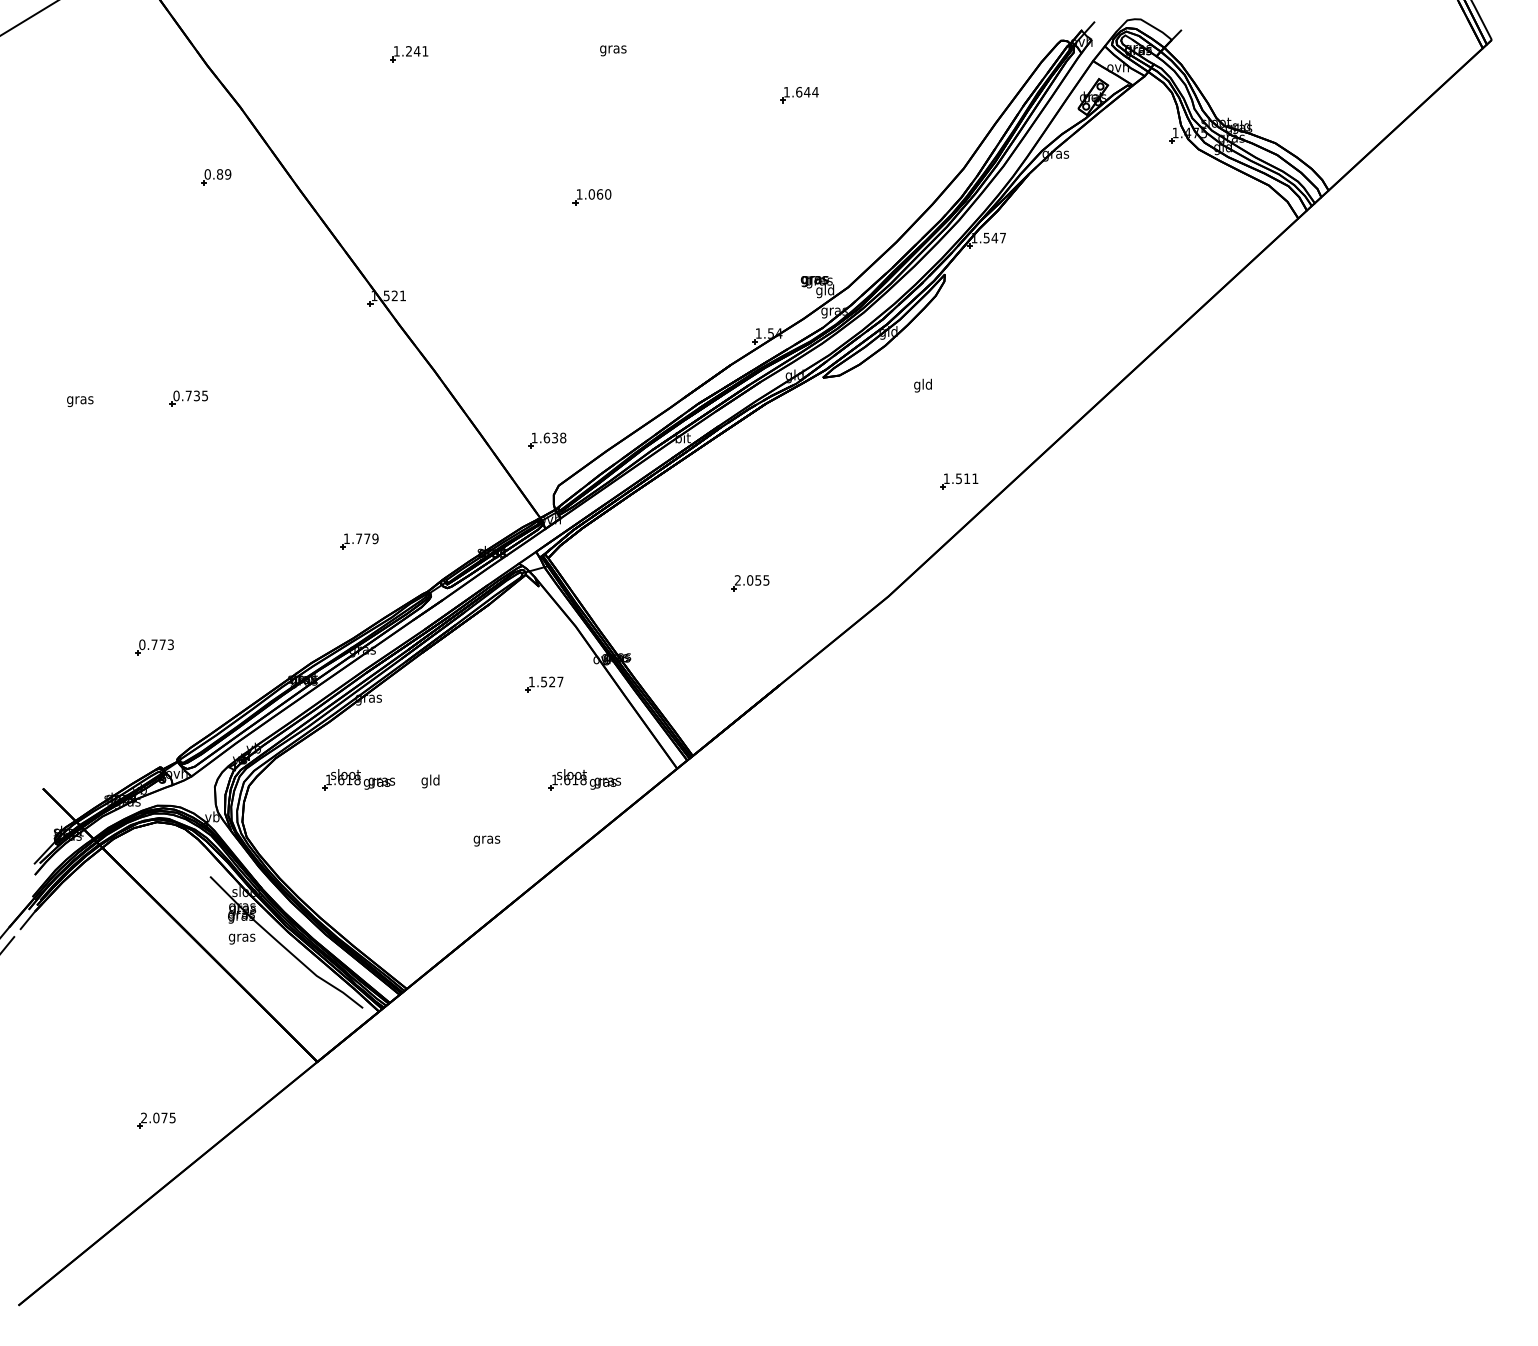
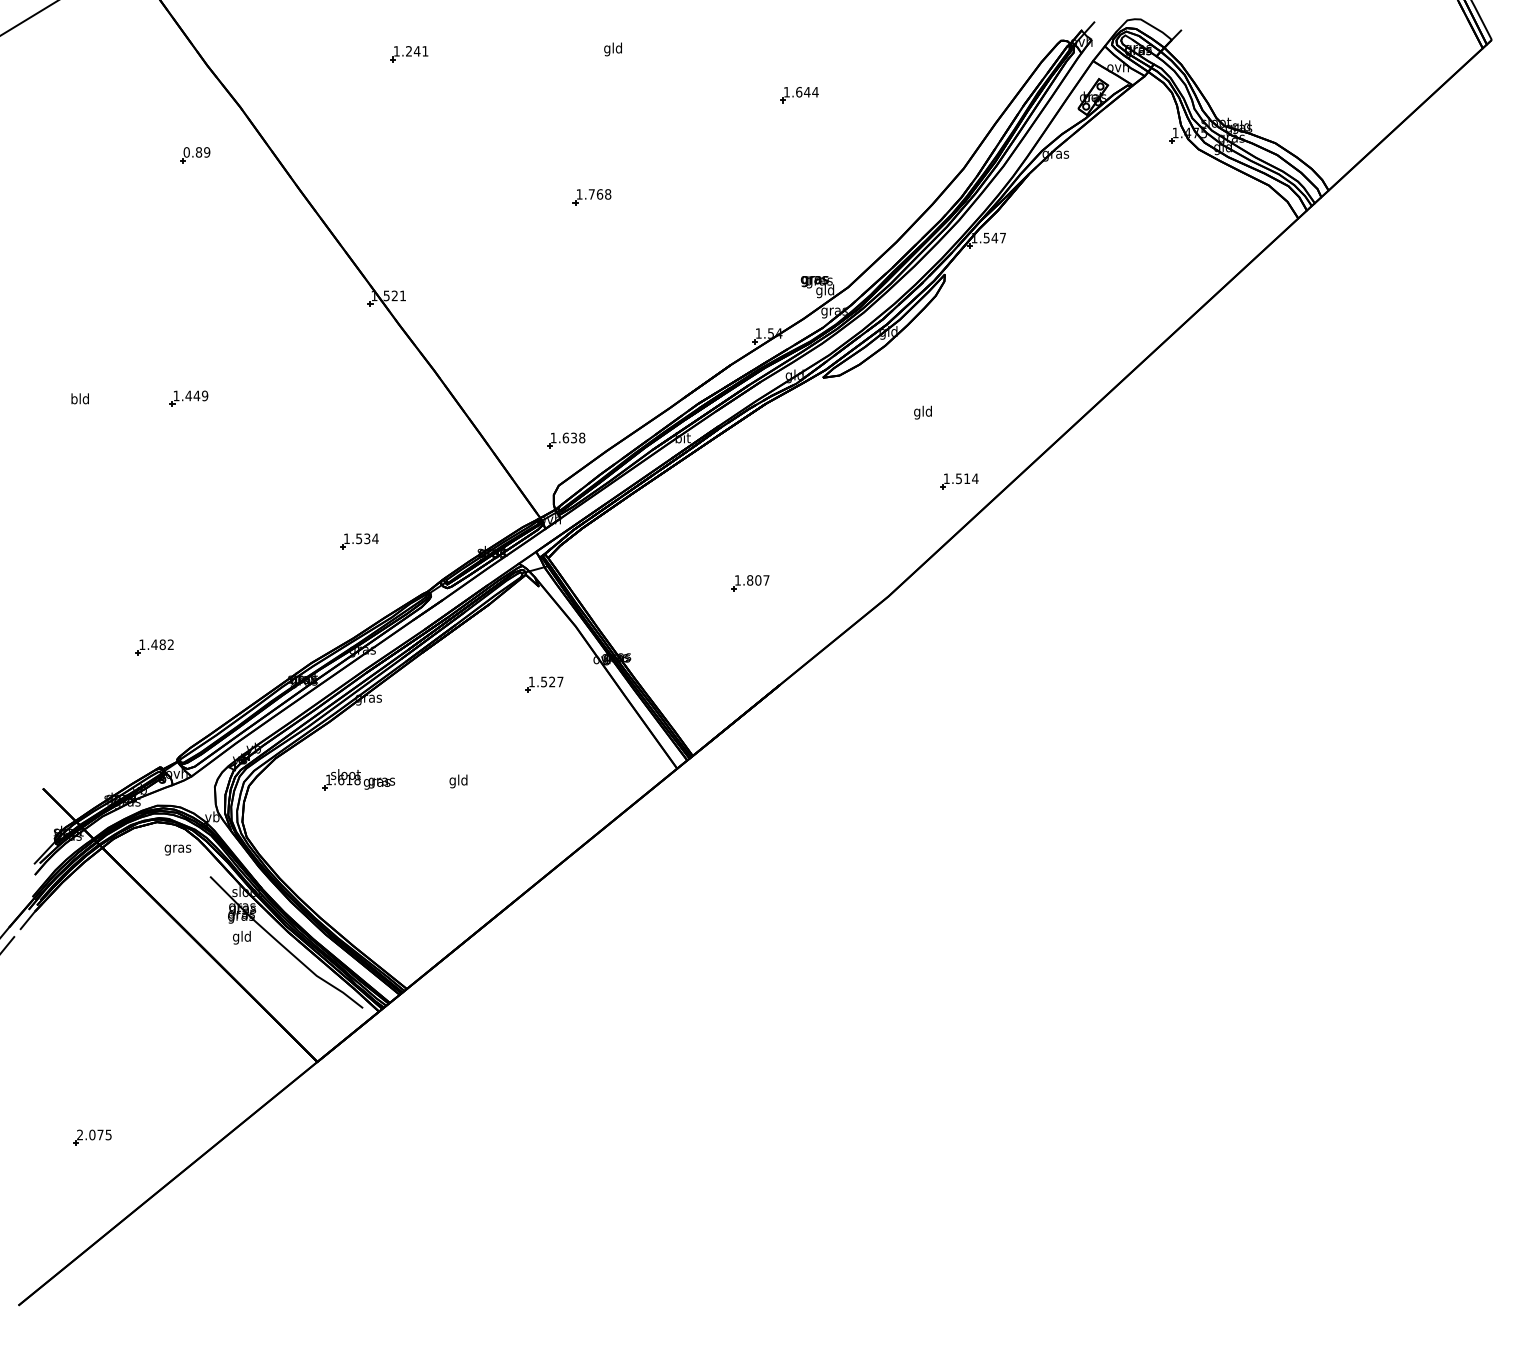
text: gras -> gld (613, 49)
part position: (216, 177) -> (195, 155) (195, 155)
text: 1.060 -> 1.768 (599, 194)
text position: (922, 385) -> (922, 412) (922, 412)
text: 0.735 -> 1.449 (190, 395)
text: gras -> bld (80, 400)
part position: (547, 440) -> (566, 440) (566, 440)
text: 1.511 -> 1.514 (975, 478)
text: 1.779 -> 1.534 (367, 538)
text: 2.055 -> 1.807 (751, 580)
text: 0.773 -> 1.482 (156, 644)
part: present -> none (584, 779)
text position: (430, 781) -> (458, 781) (458, 781)
text position: (486, 840) -> (177, 849) (177, 849)
text: gras -> gld (241, 937)
part position: (156, 1120) -> (92, 1137) (92, 1137)
